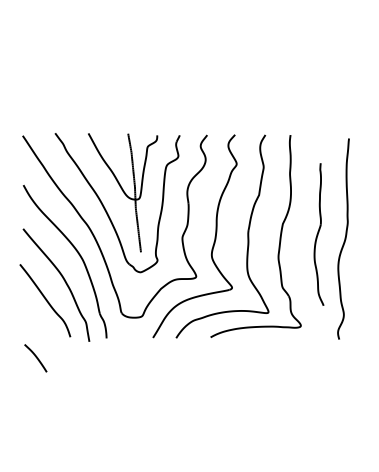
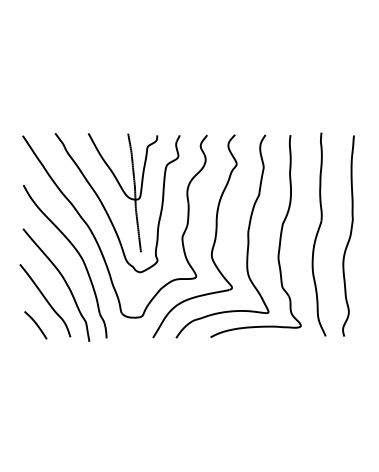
part size: 12x143 px -> 16x205 px (318, 234)
curve position: (344, 238) -> (349, 235) (349, 235)
curve position: (35, 357) -> (35, 324) (35, 324)
